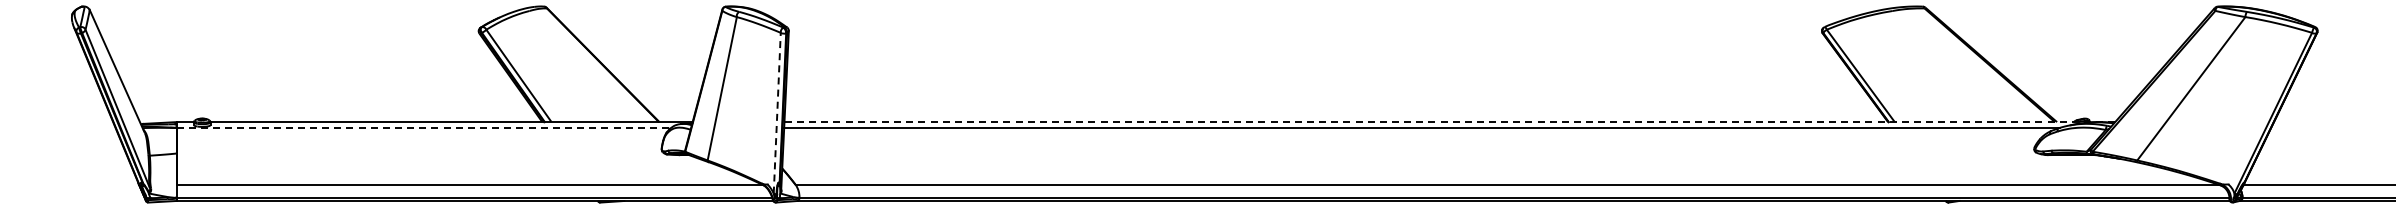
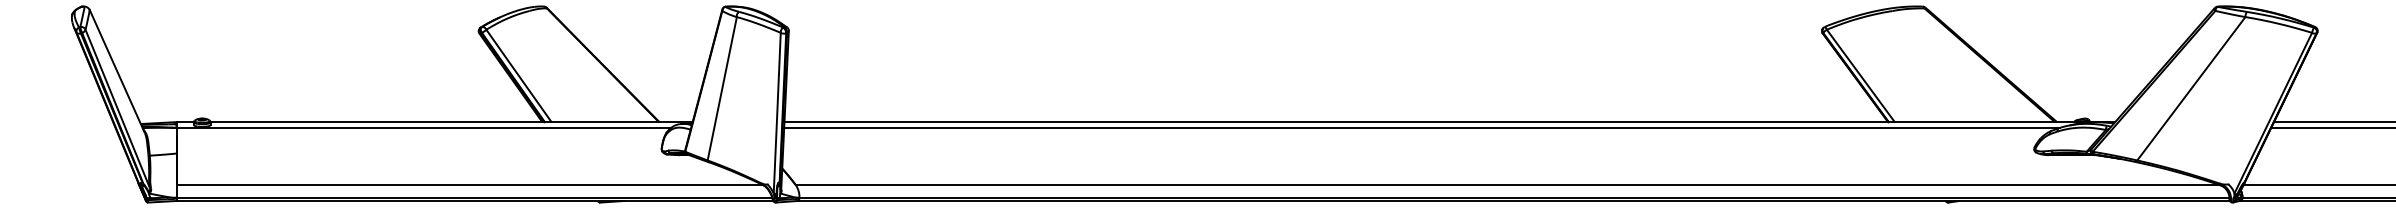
line: dashed -> solid (777, 112)
line: dashed -> solid (1449, 122)
line: none -> present (2332, 122)
line: dashed -> solid (424, 127)
line: none -> present (2331, 127)
